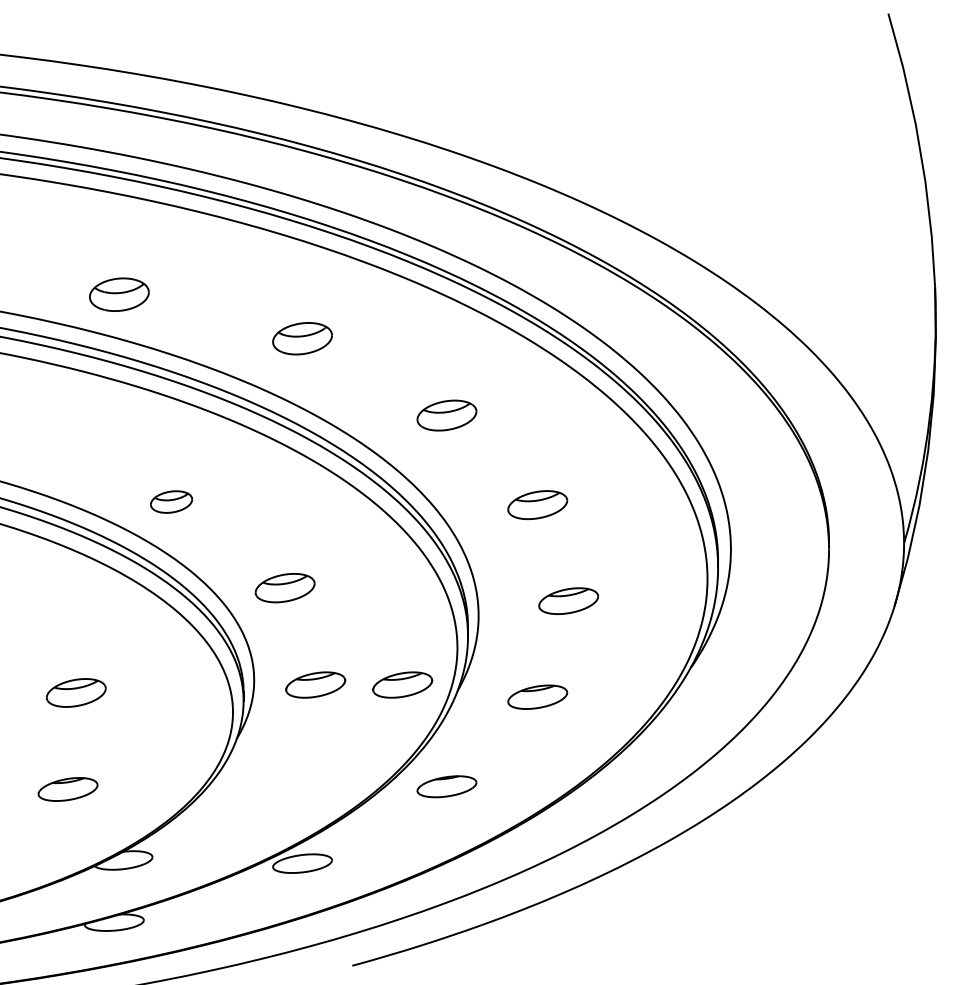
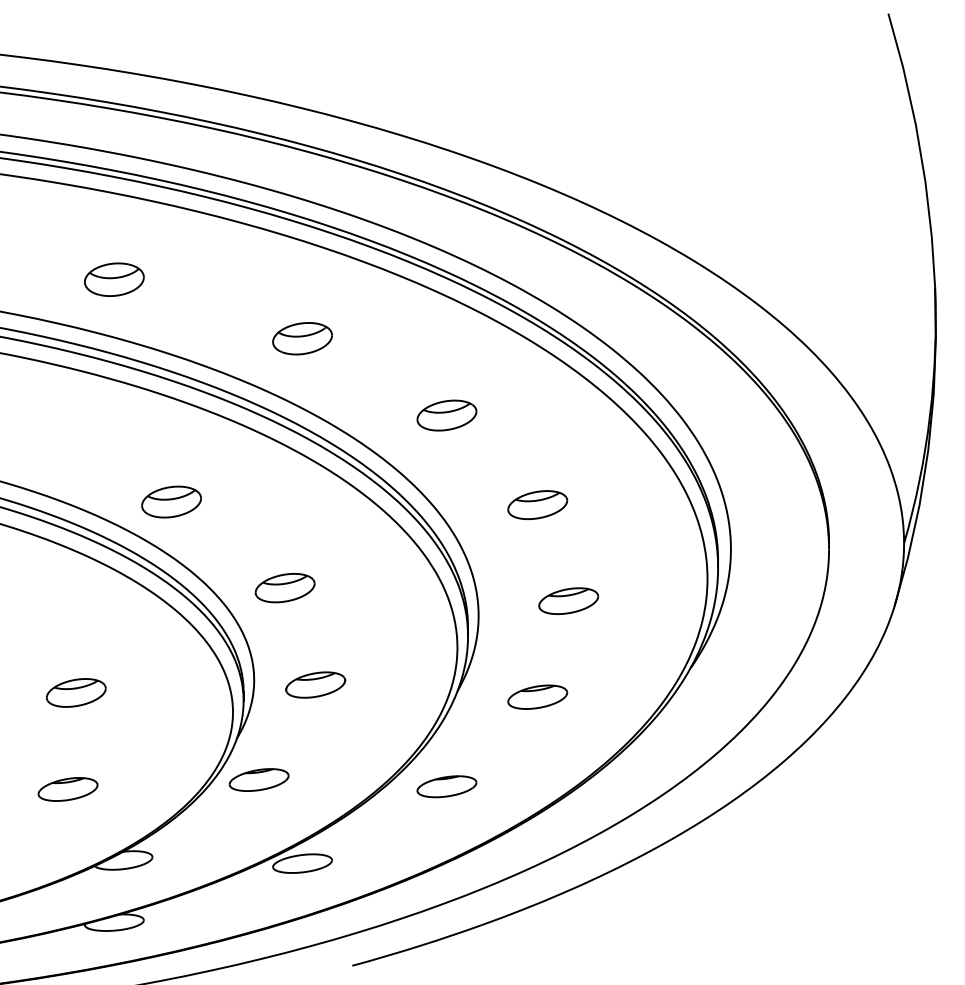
part position: (119, 294) -> (114, 279) (114, 279)
part size: 44x24 px -> 61x34 px (171, 501)
part: present -> none (402, 684)
part: none -> present (258, 779)
